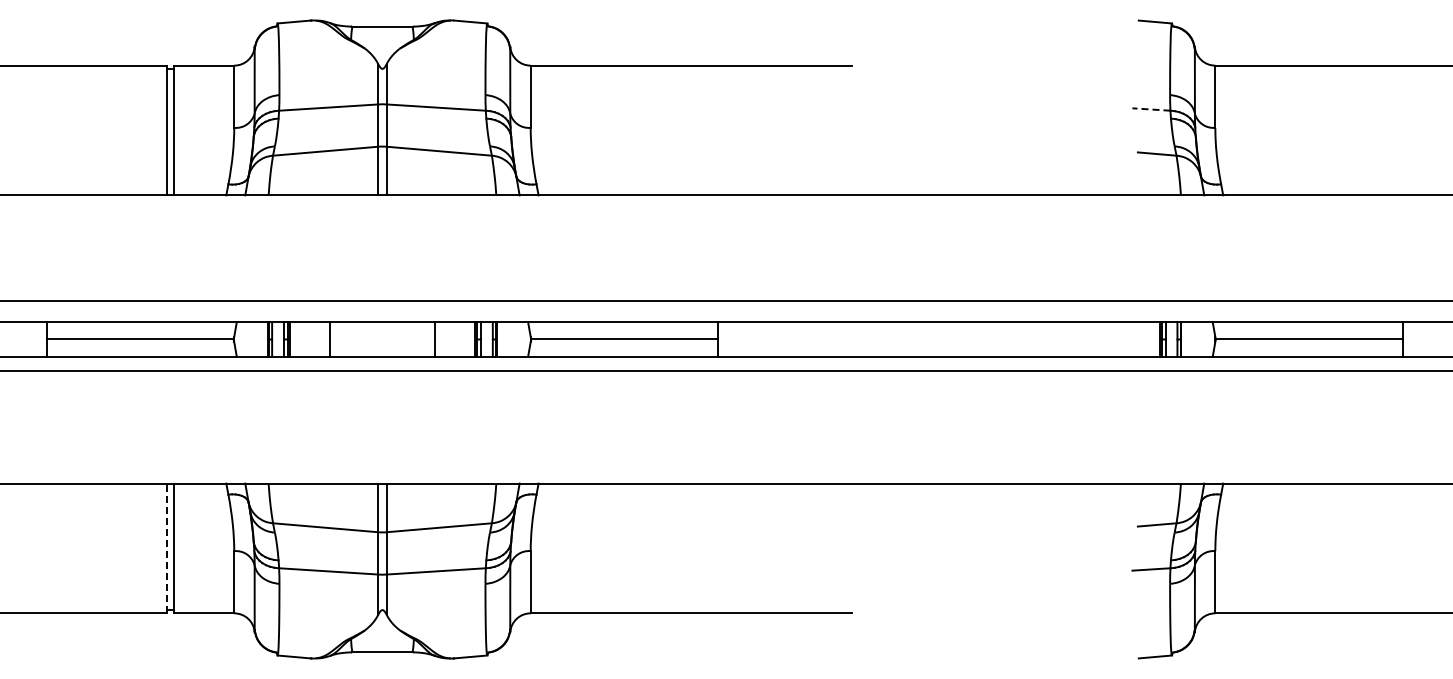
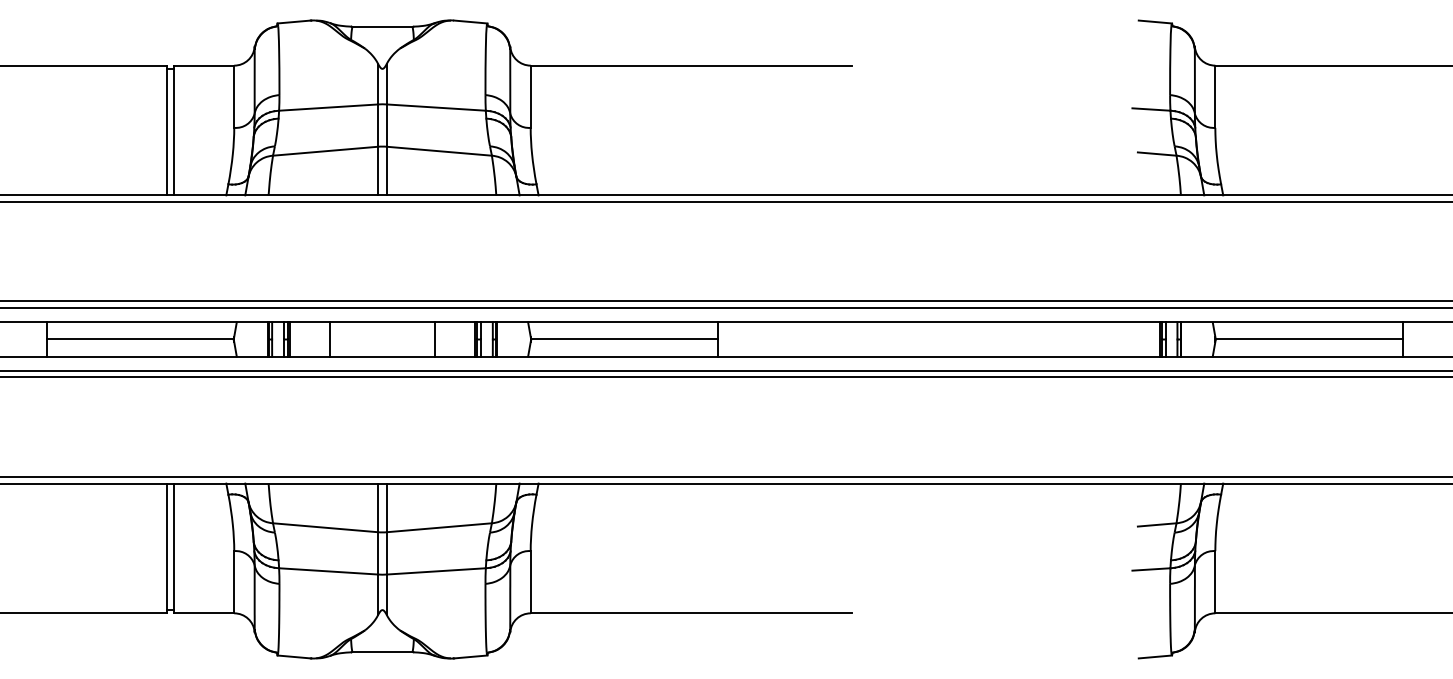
line: dashed -> solid (1150, 109)
line: none -> present (725, 202)
line: none -> present (725, 308)
line: none -> present (725, 377)
line: none -> present (725, 476)
line: dashed -> solid (167, 548)
